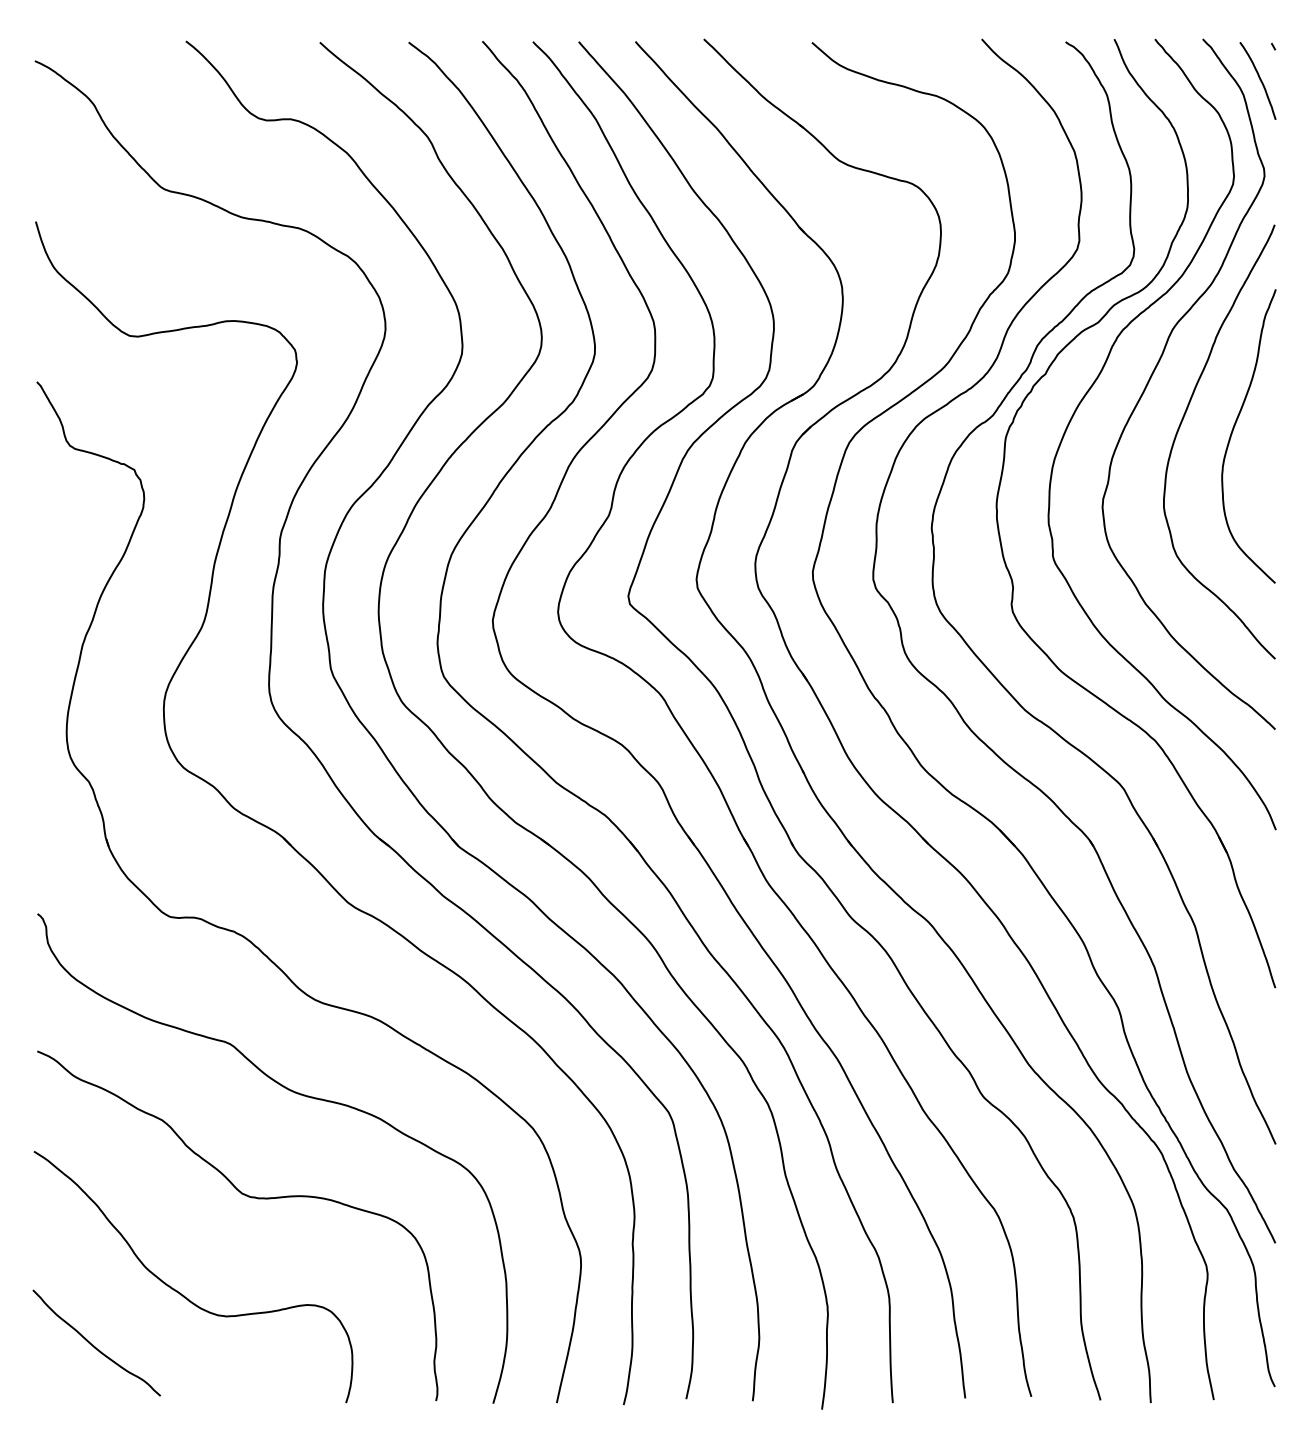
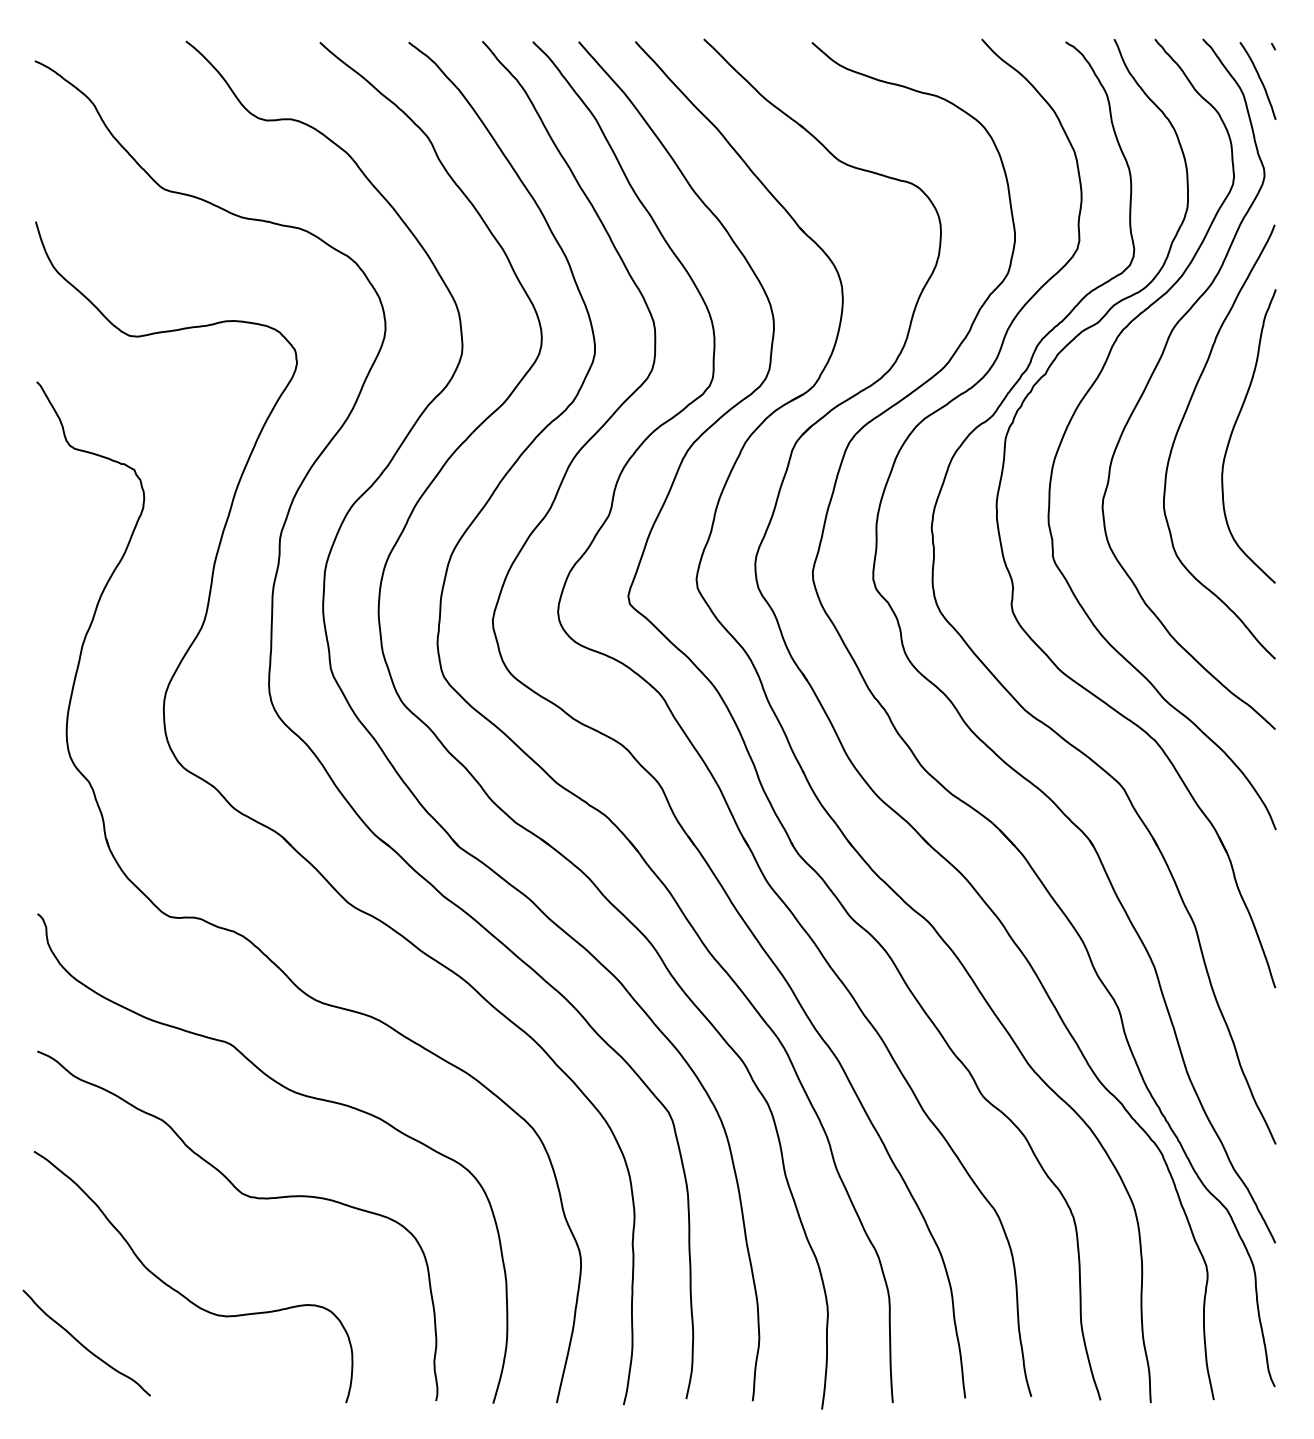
curve position: (94, 1345) -> (84, 1345) (84, 1345)
